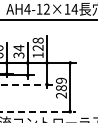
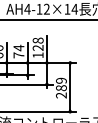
text: 34 -> 74 (18, 55)
line: dashed -> solid (27, 84)
line: dashed -> solid (38, 111)
